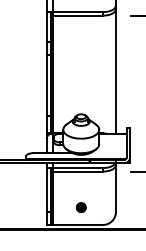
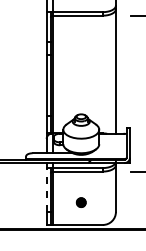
line: solid -> dashed (46, 190)
part position: (80, 207) -> (80, 202) (80, 202)
